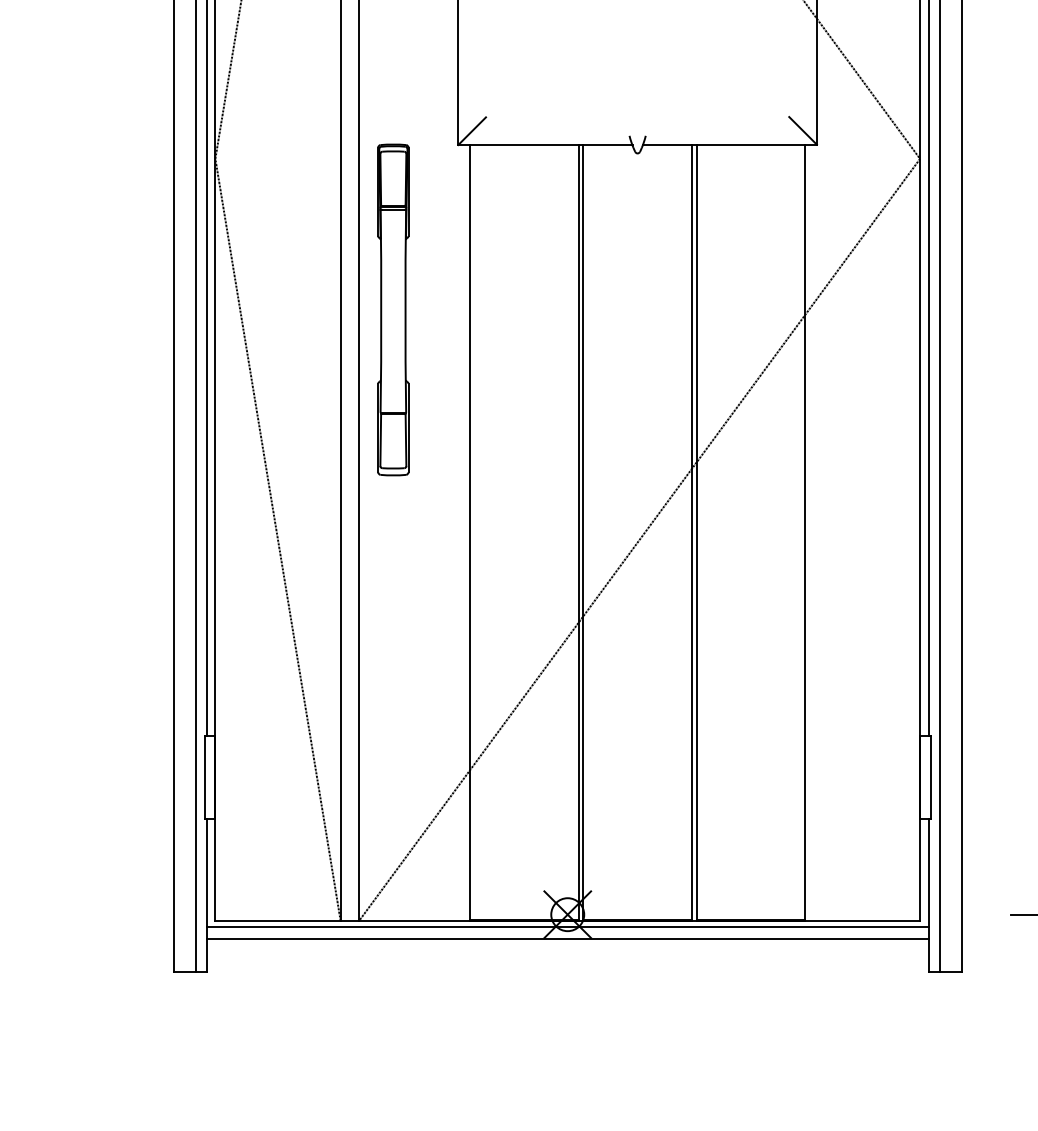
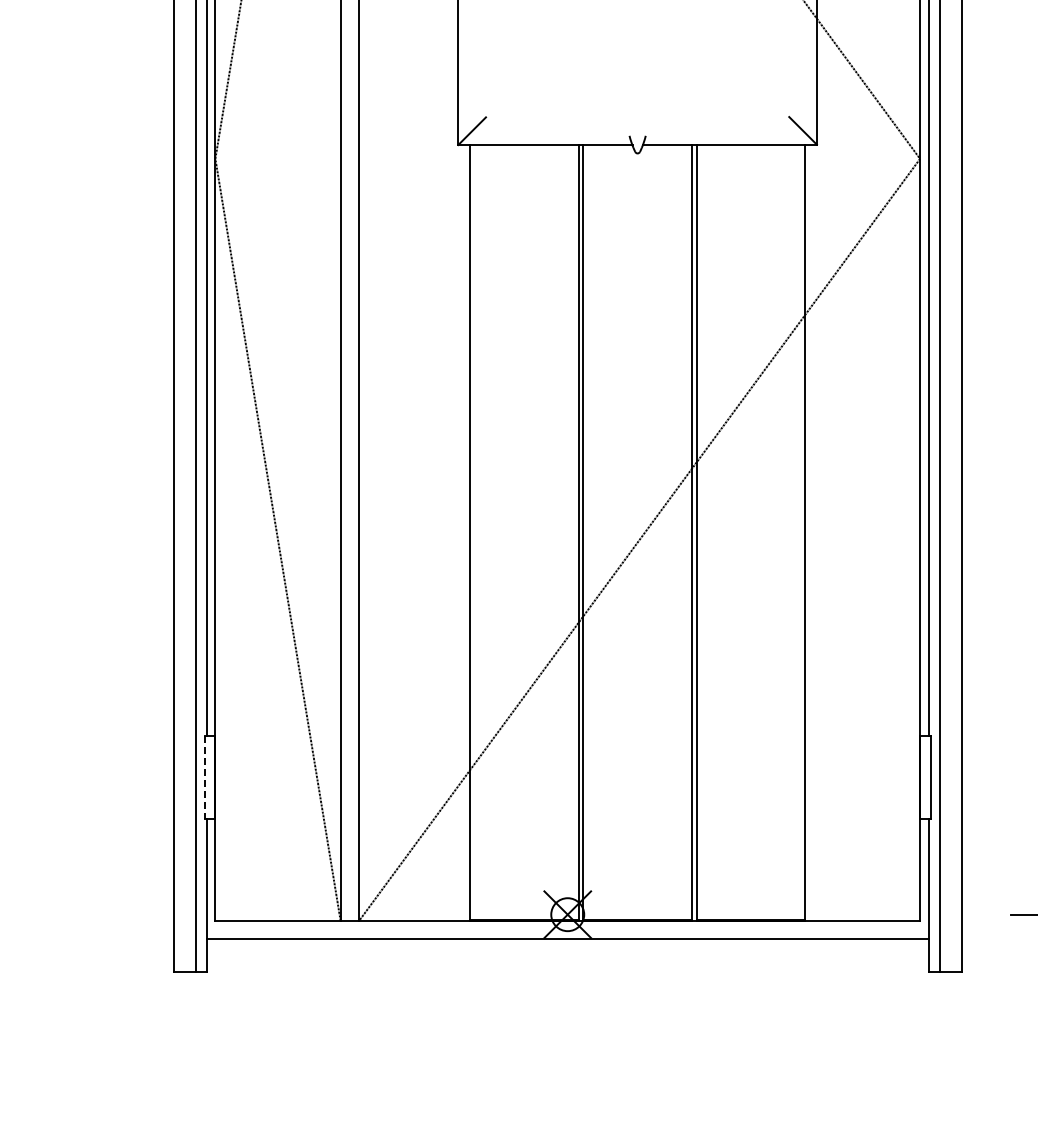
part: present -> none (393, 309)
line: solid -> dashed (204, 777)
line: present -> none (567, 926)
